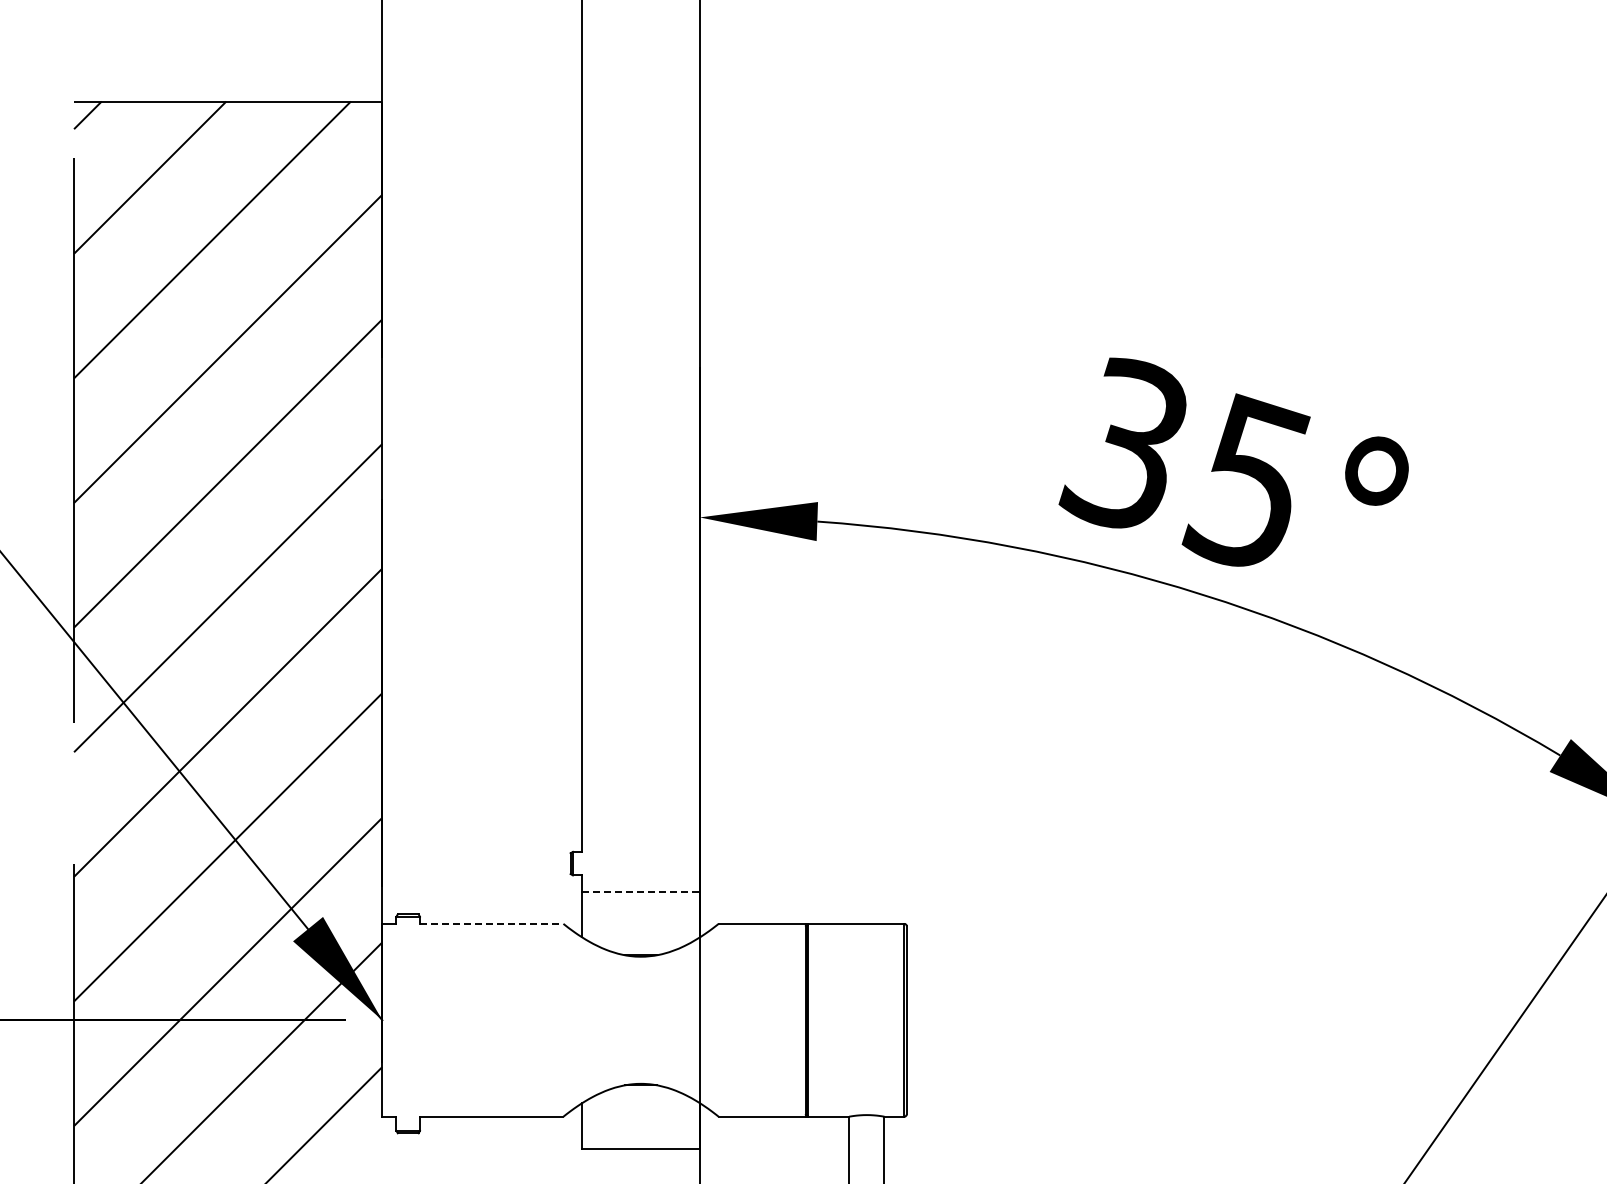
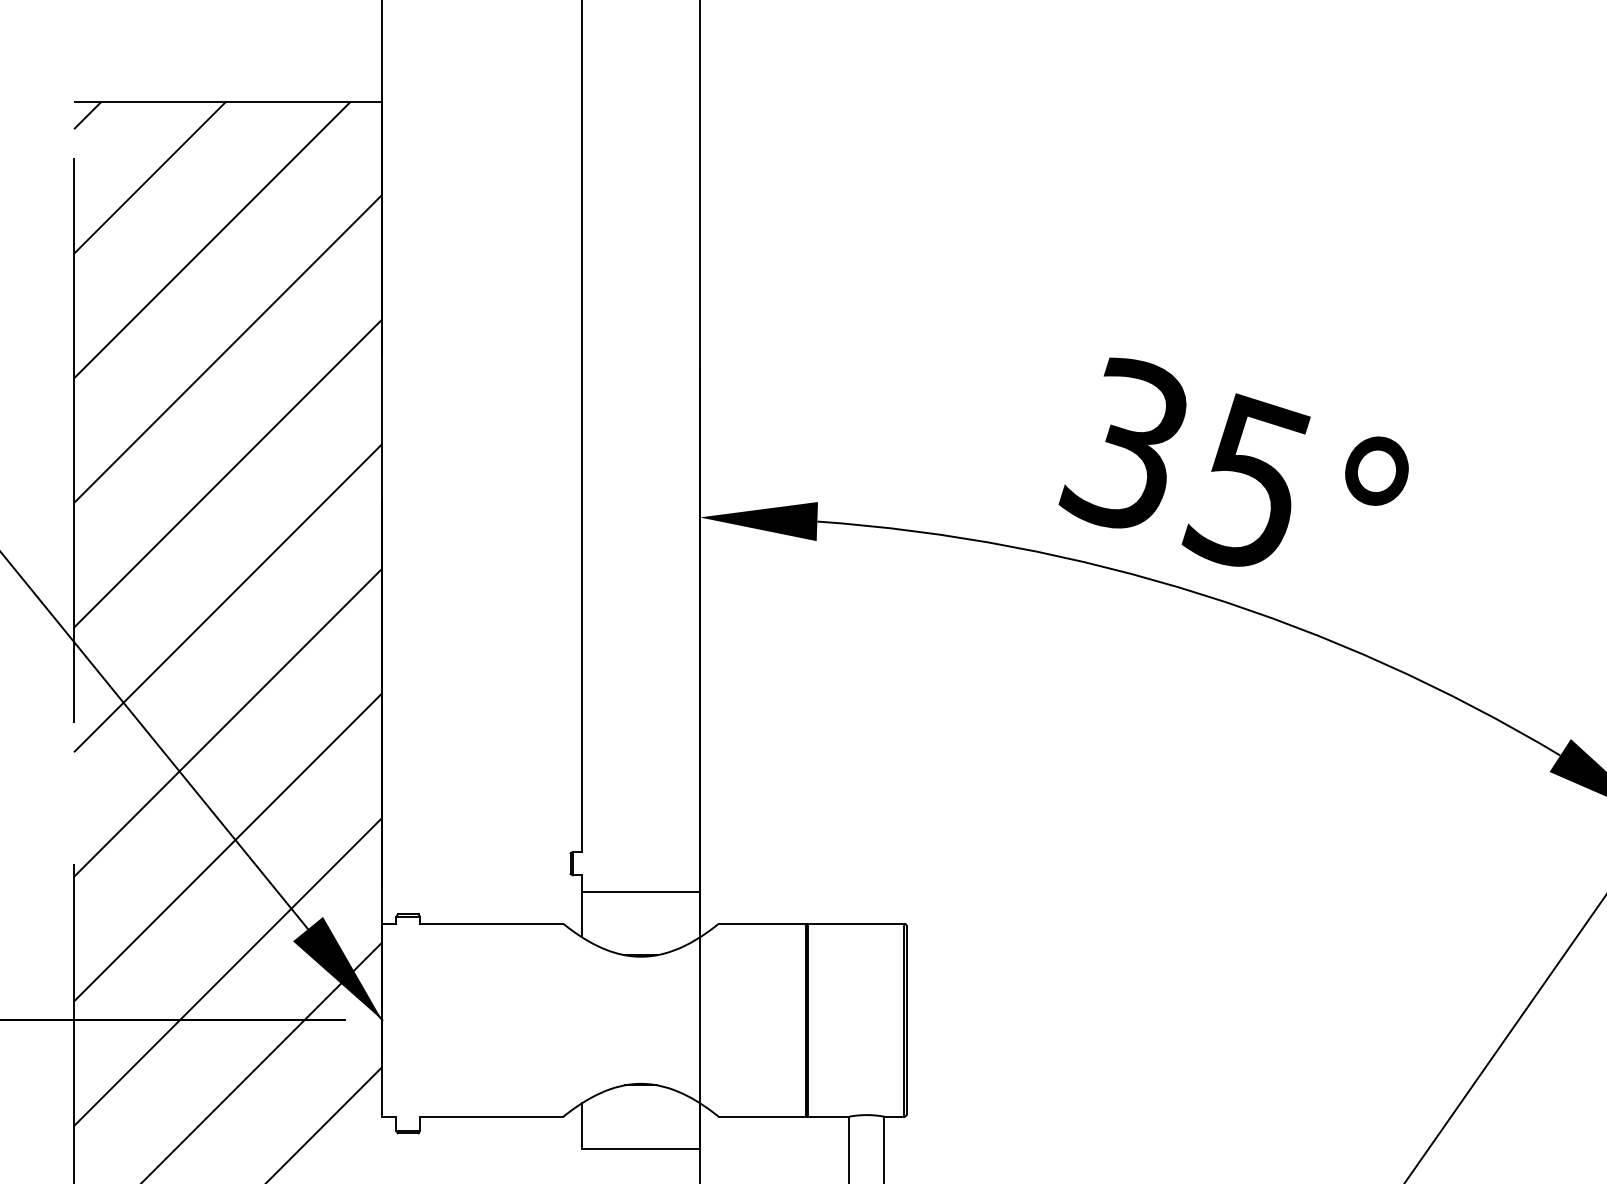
line: dashed -> solid (641, 891)
line: dashed -> solid (491, 923)
